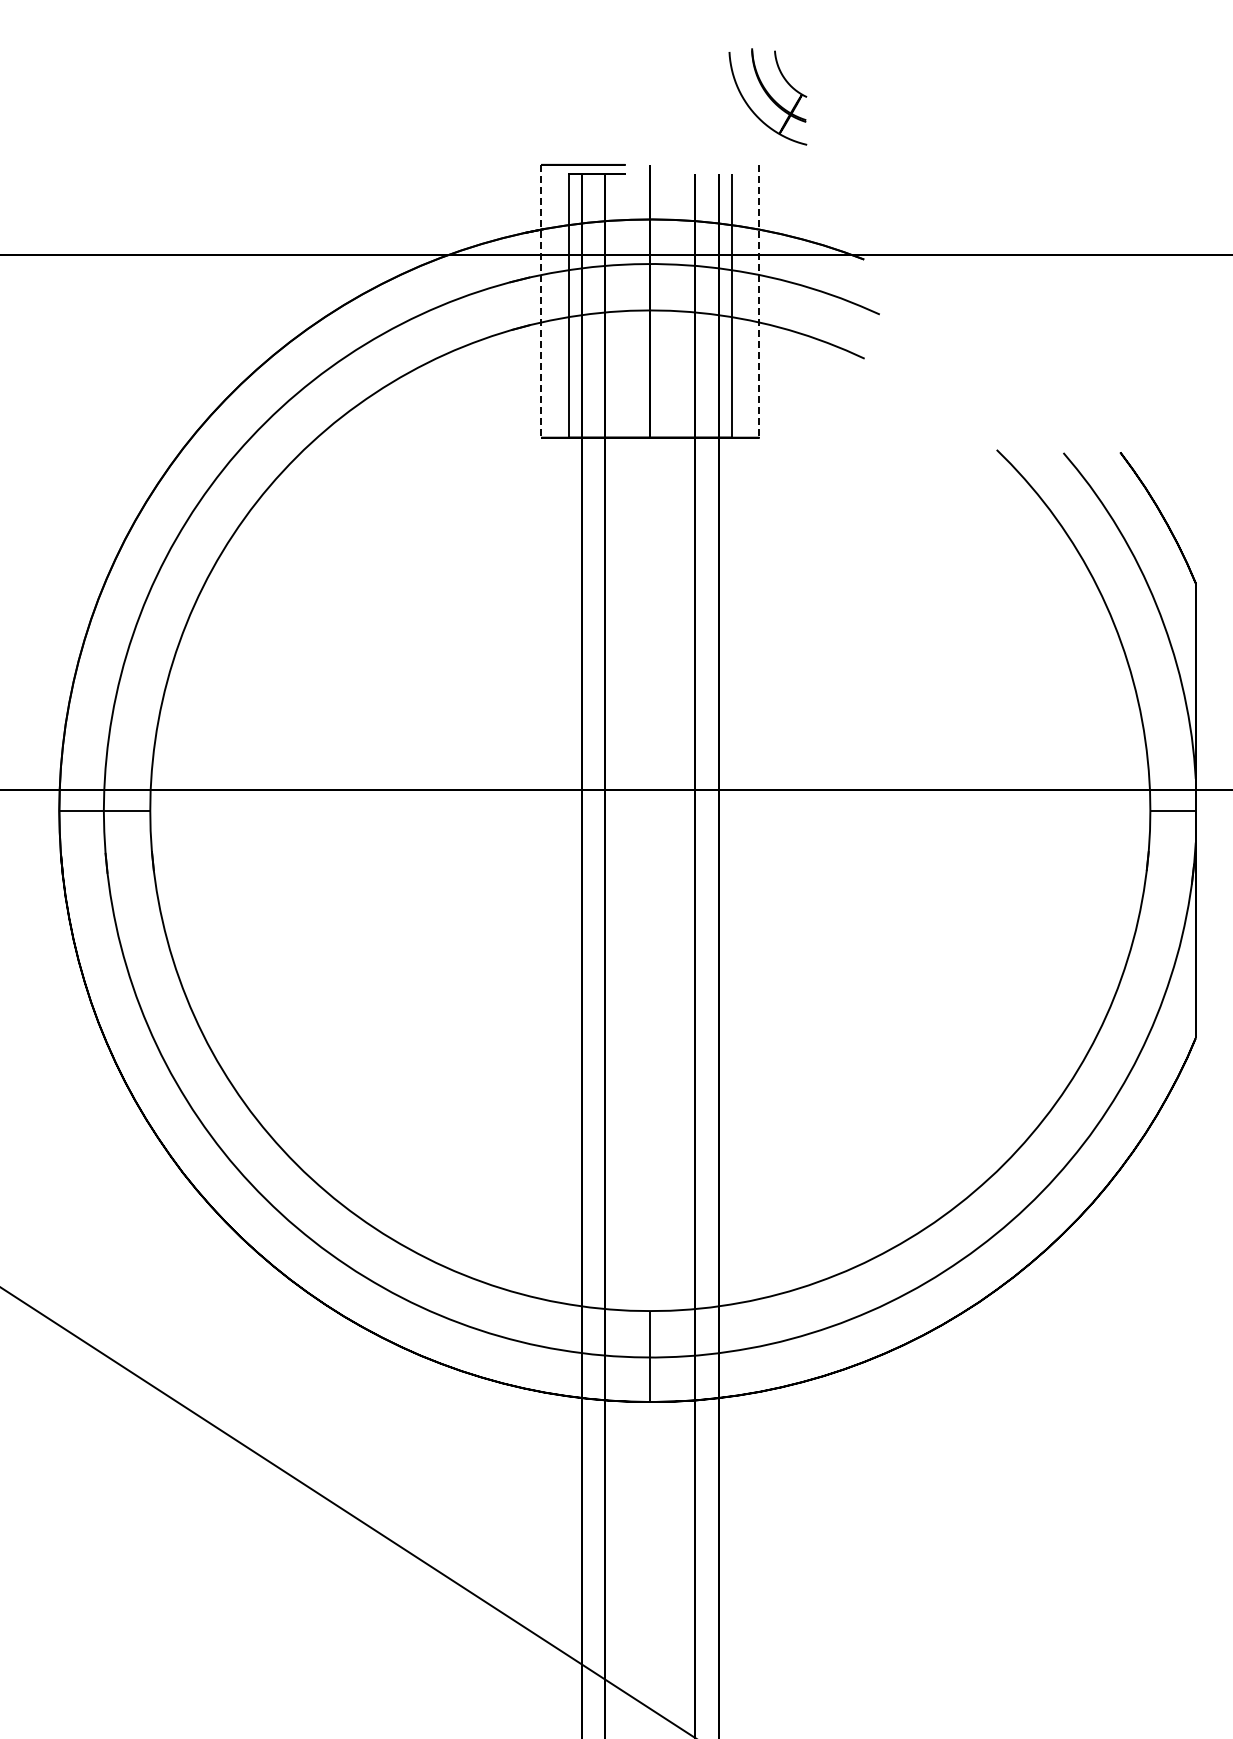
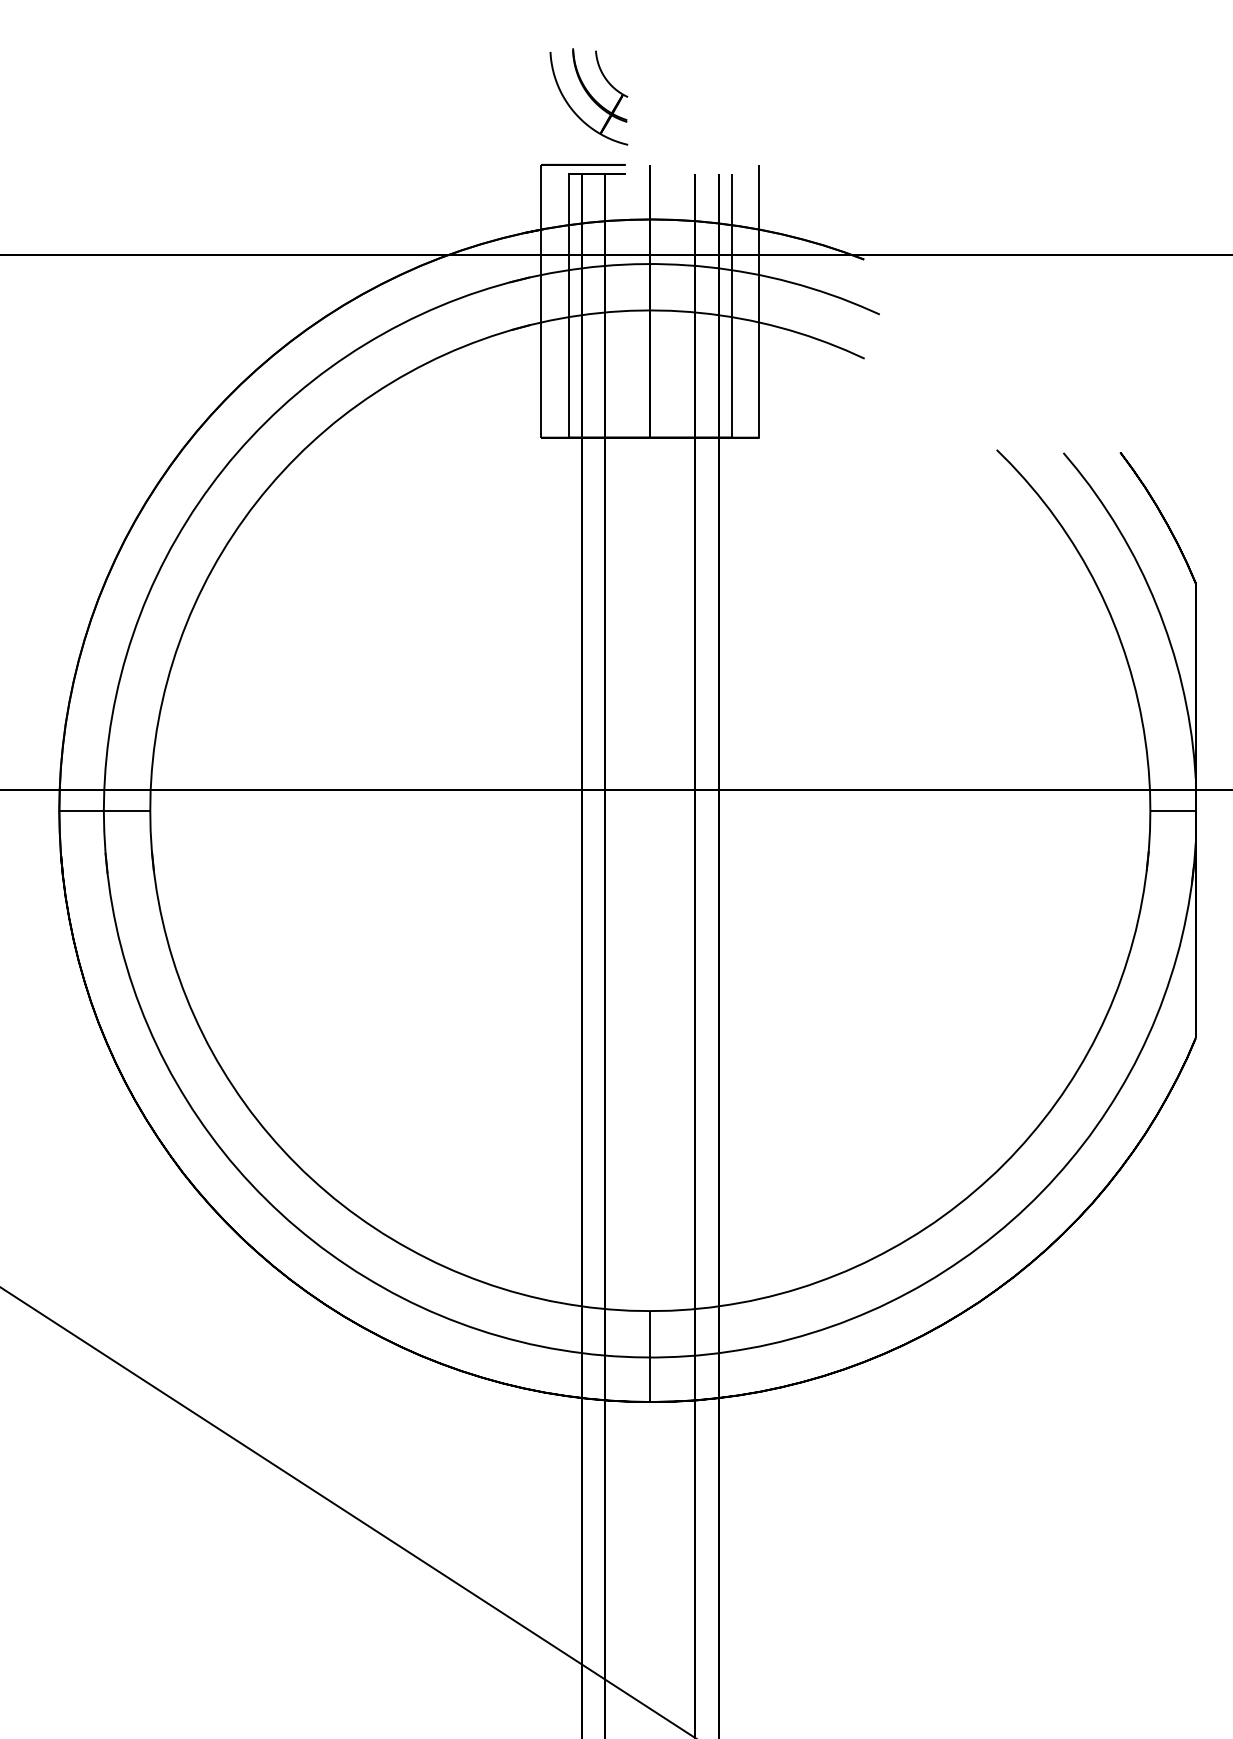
part position: (767, 96) -> (588, 96) (588, 96)
line: dashed -> solid (541, 301)
line: dashed -> solid (759, 301)
